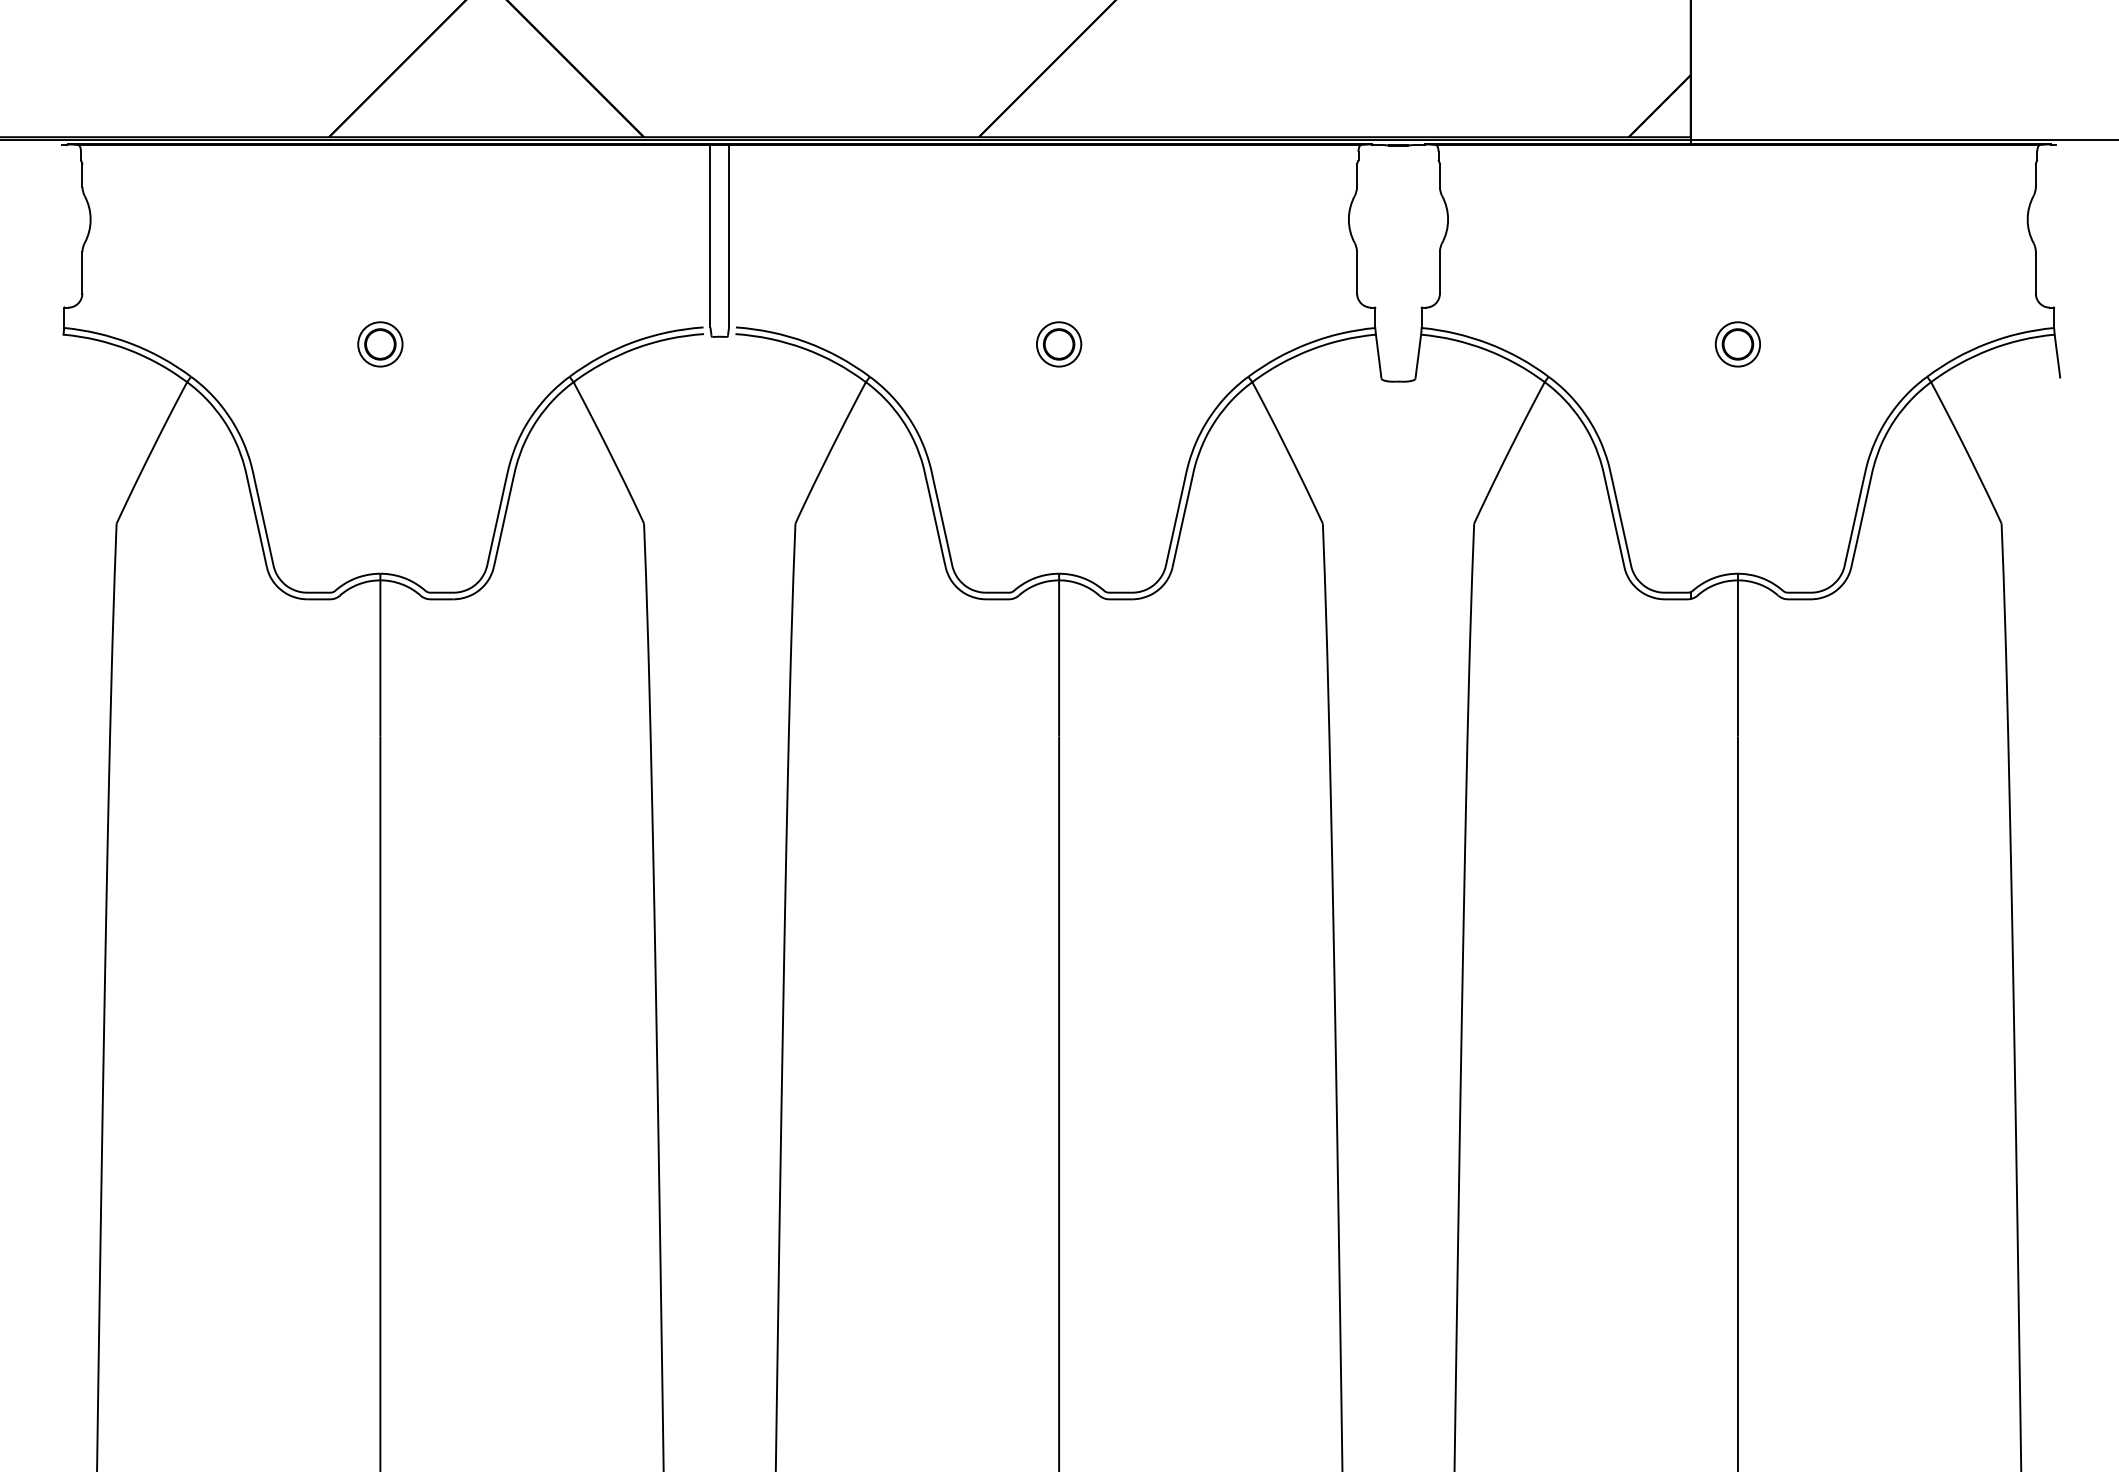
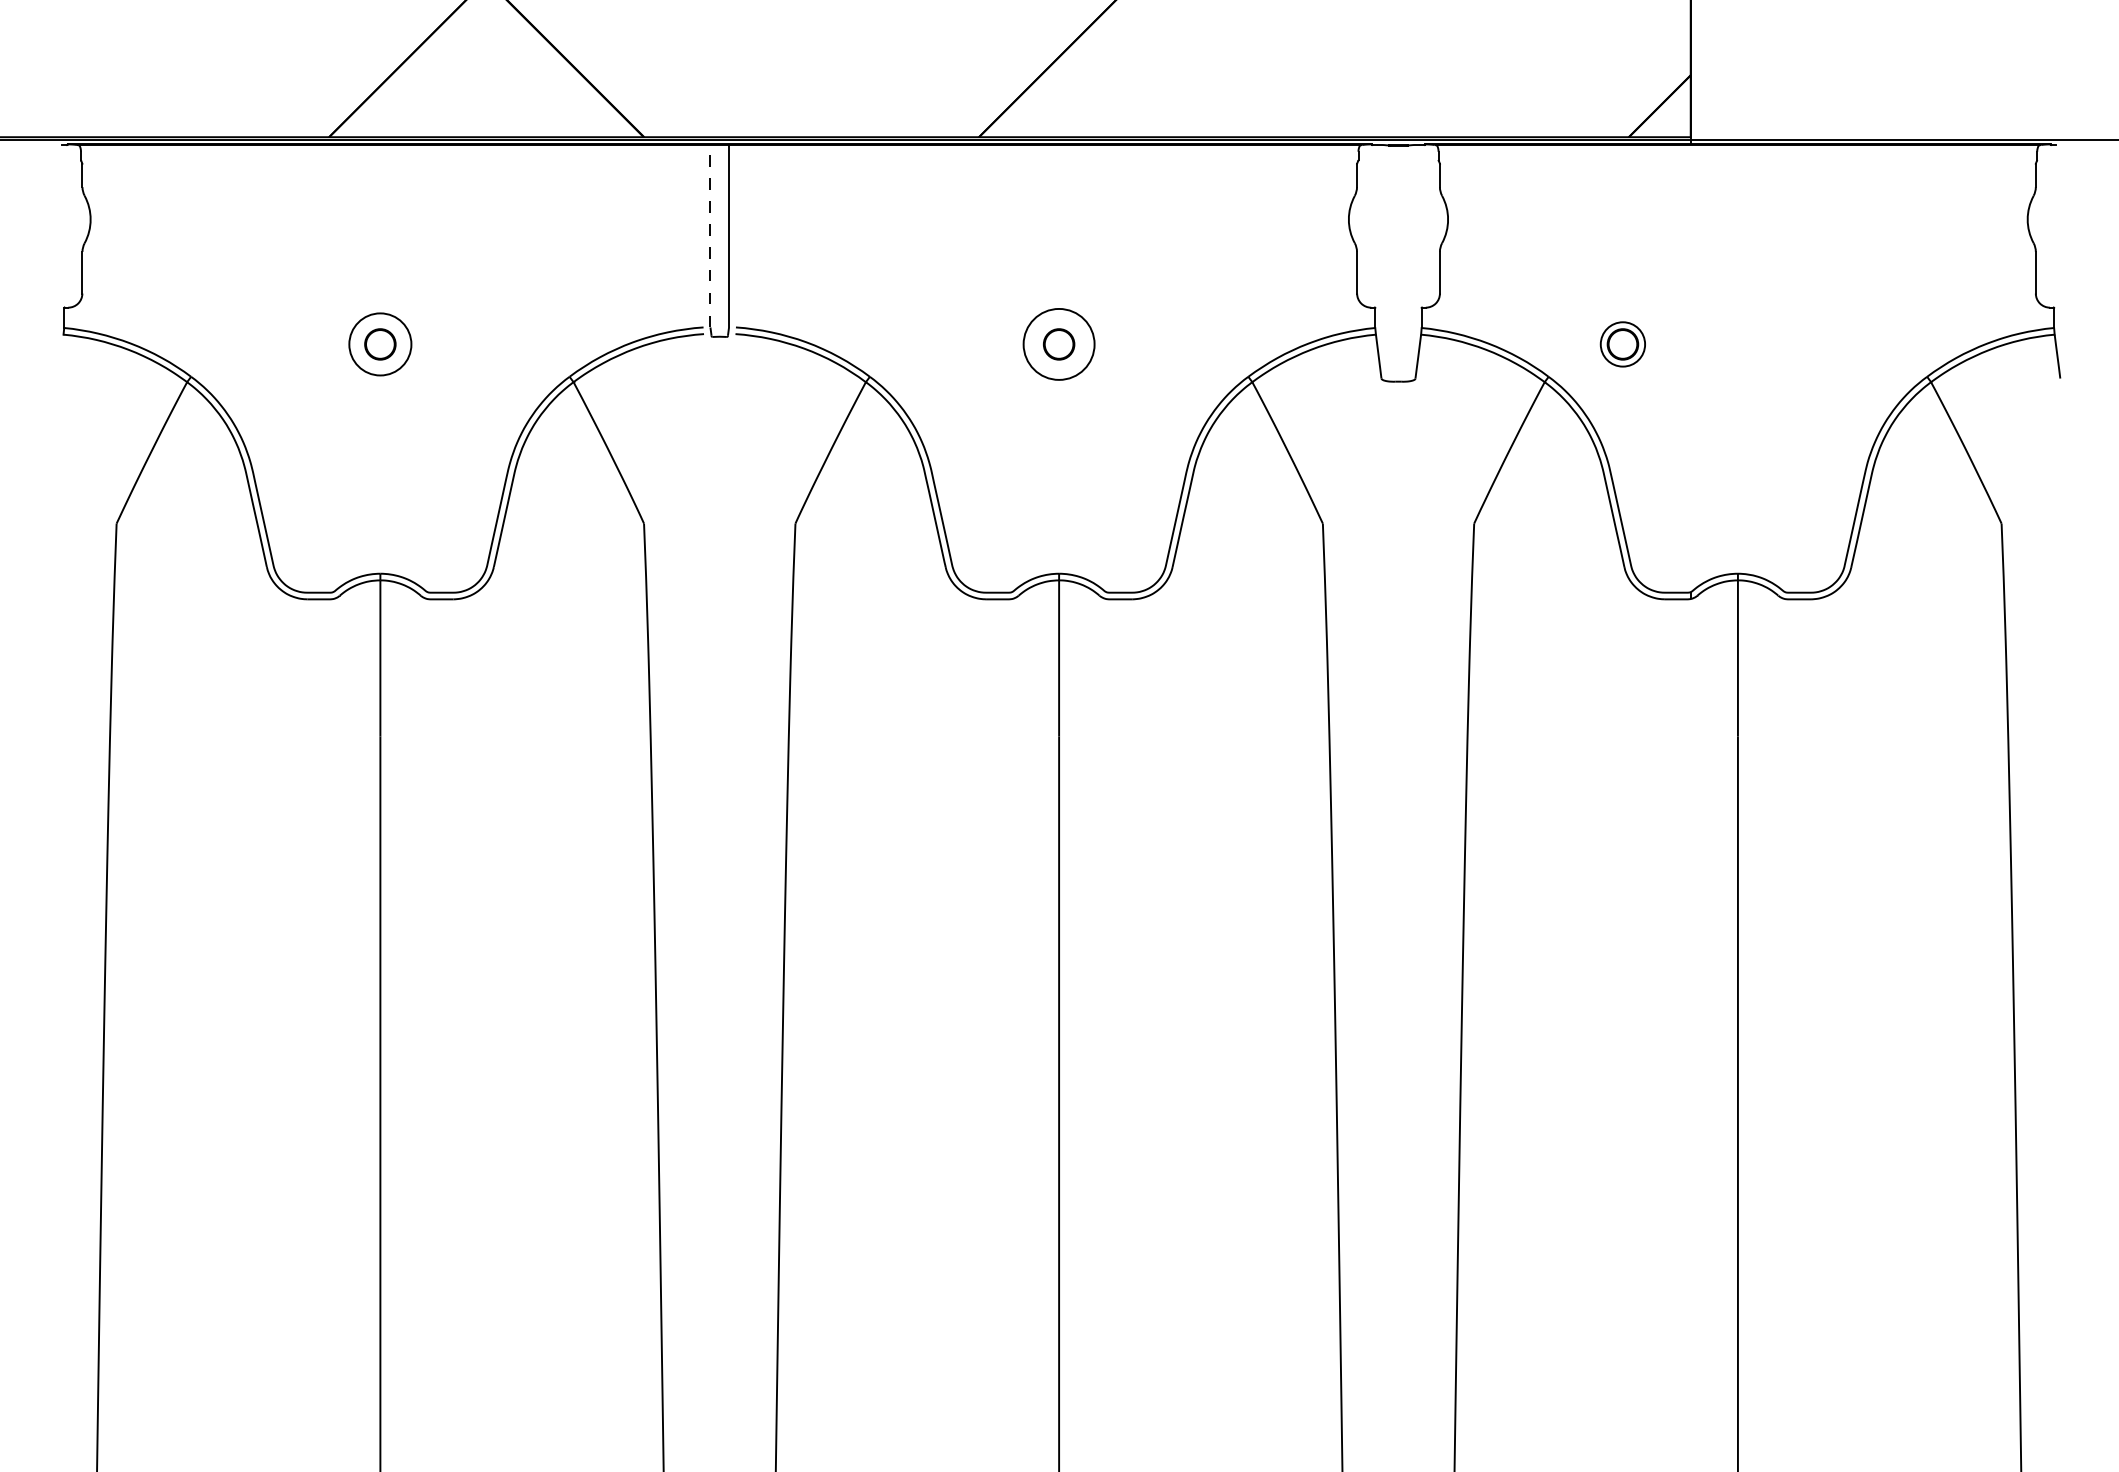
line: solid -> dashed (710, 236)
circle diameter: 44 px -> 62 px (380, 344)
circle diameter: 44 px -> 71 px (1058, 343)
part position: (1737, 344) -> (1622, 344) (1622, 344)
